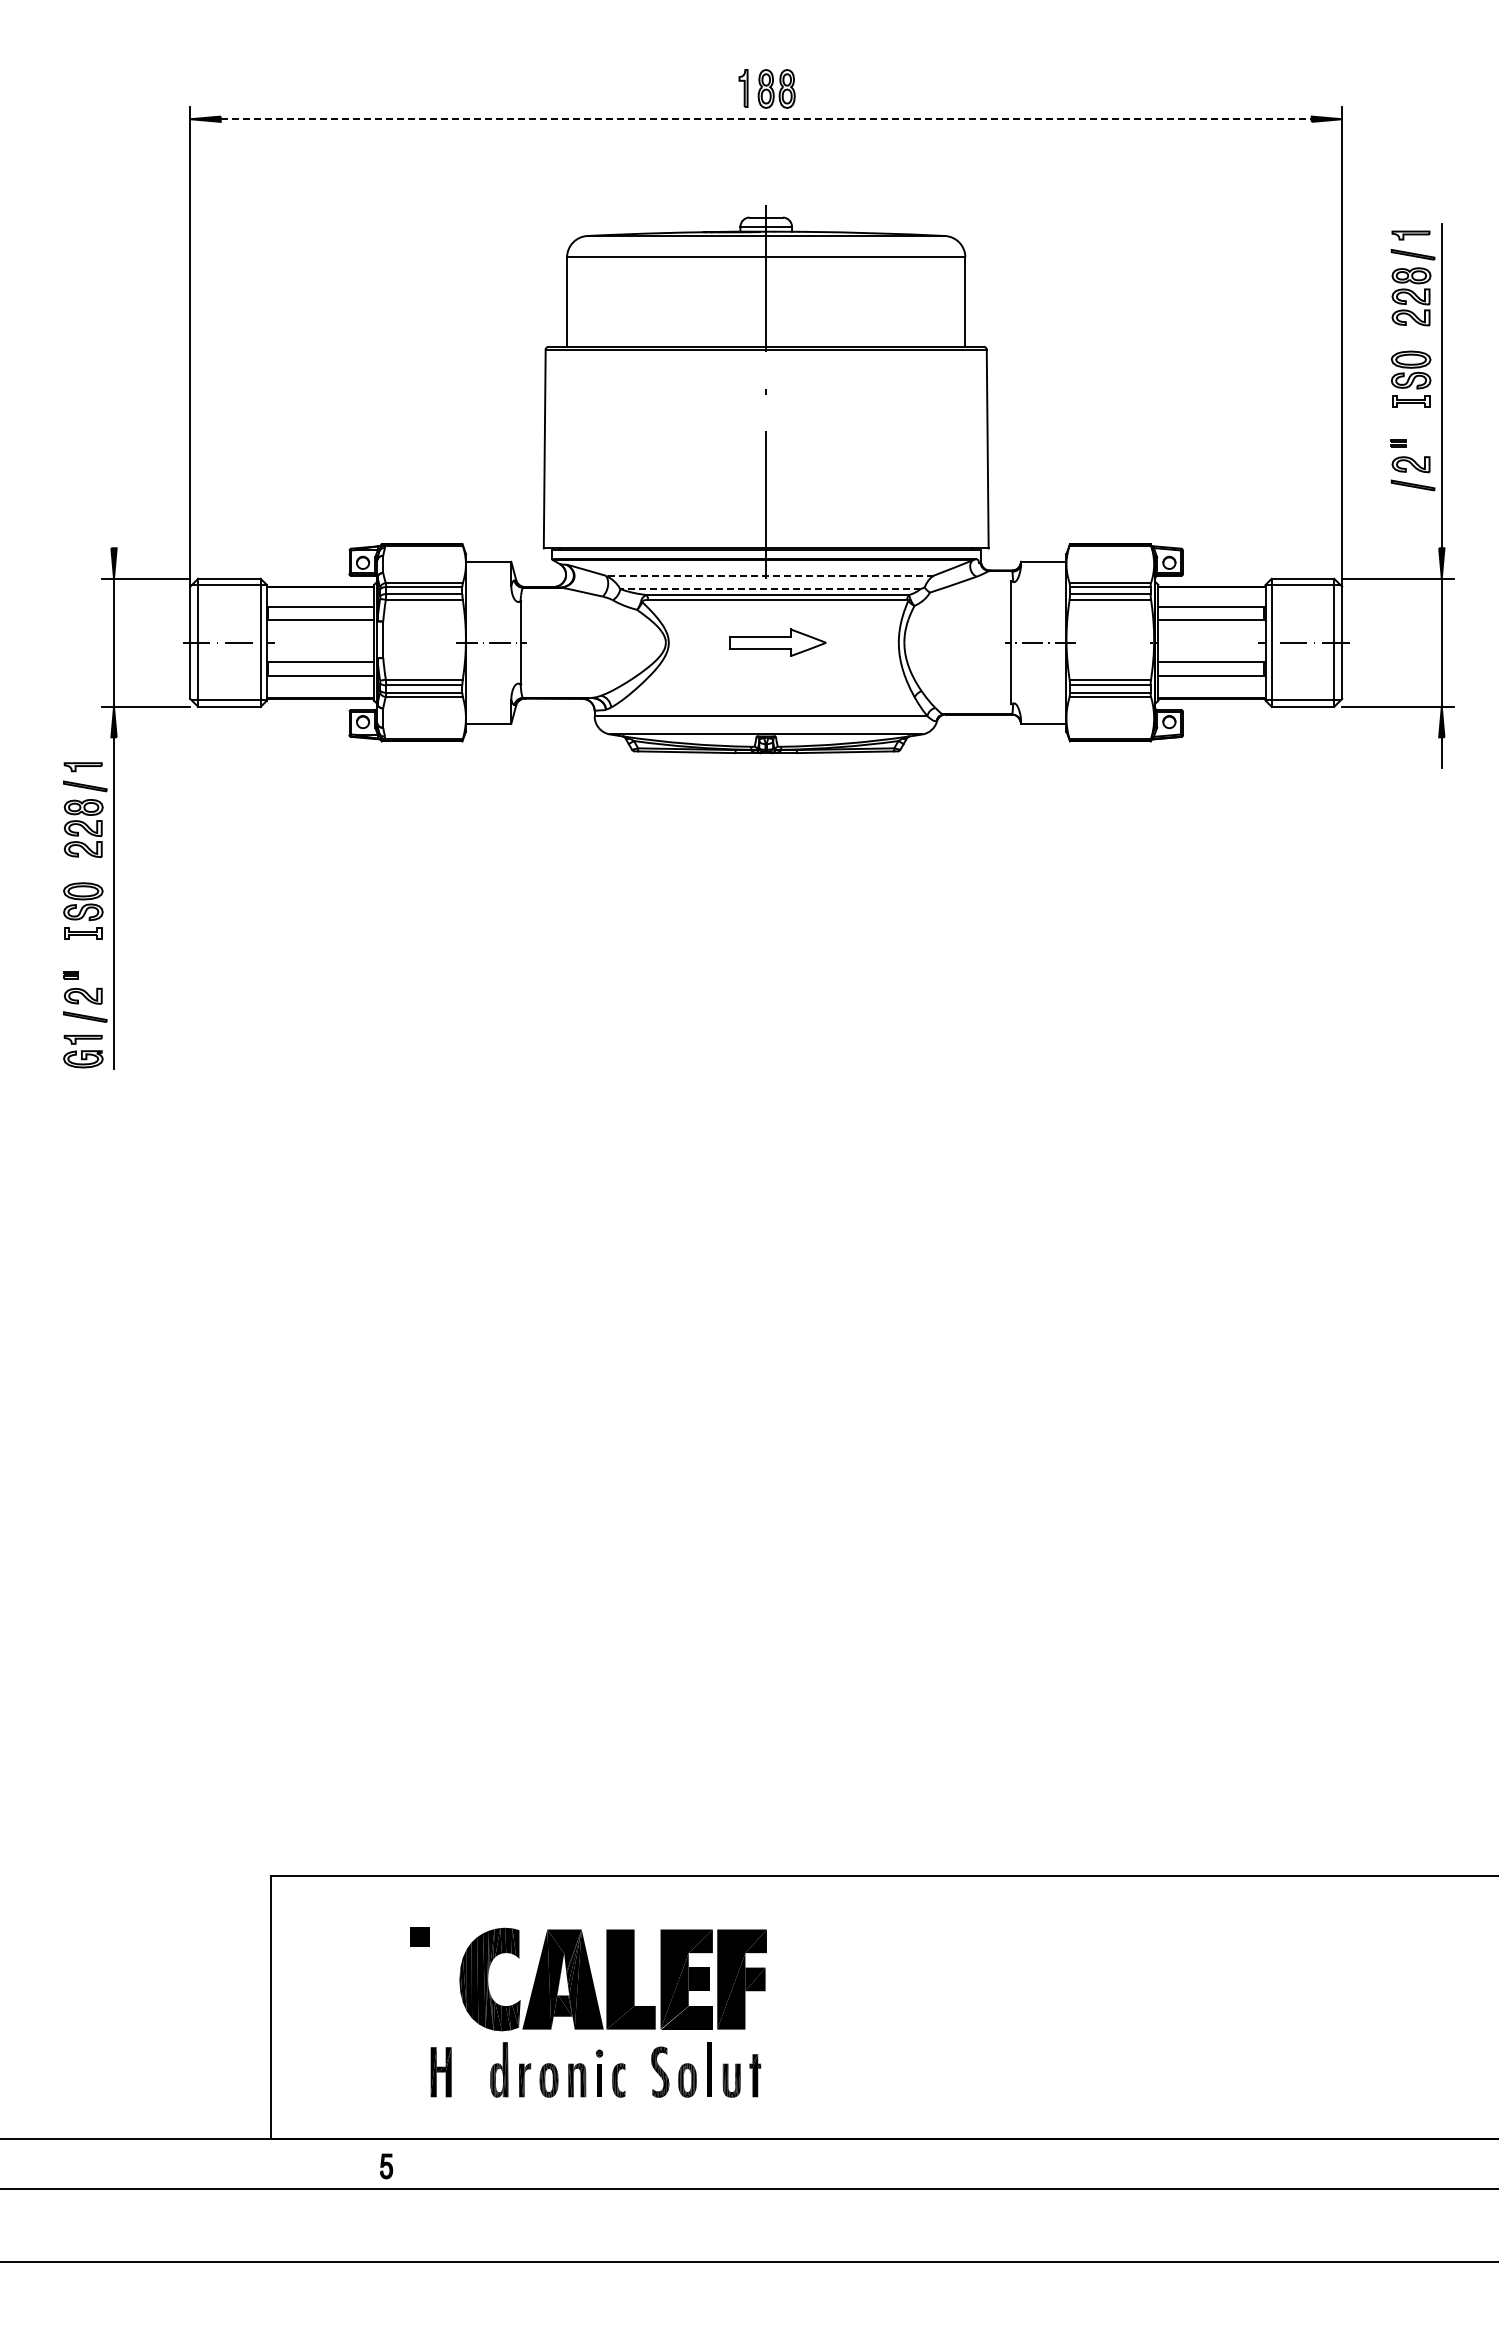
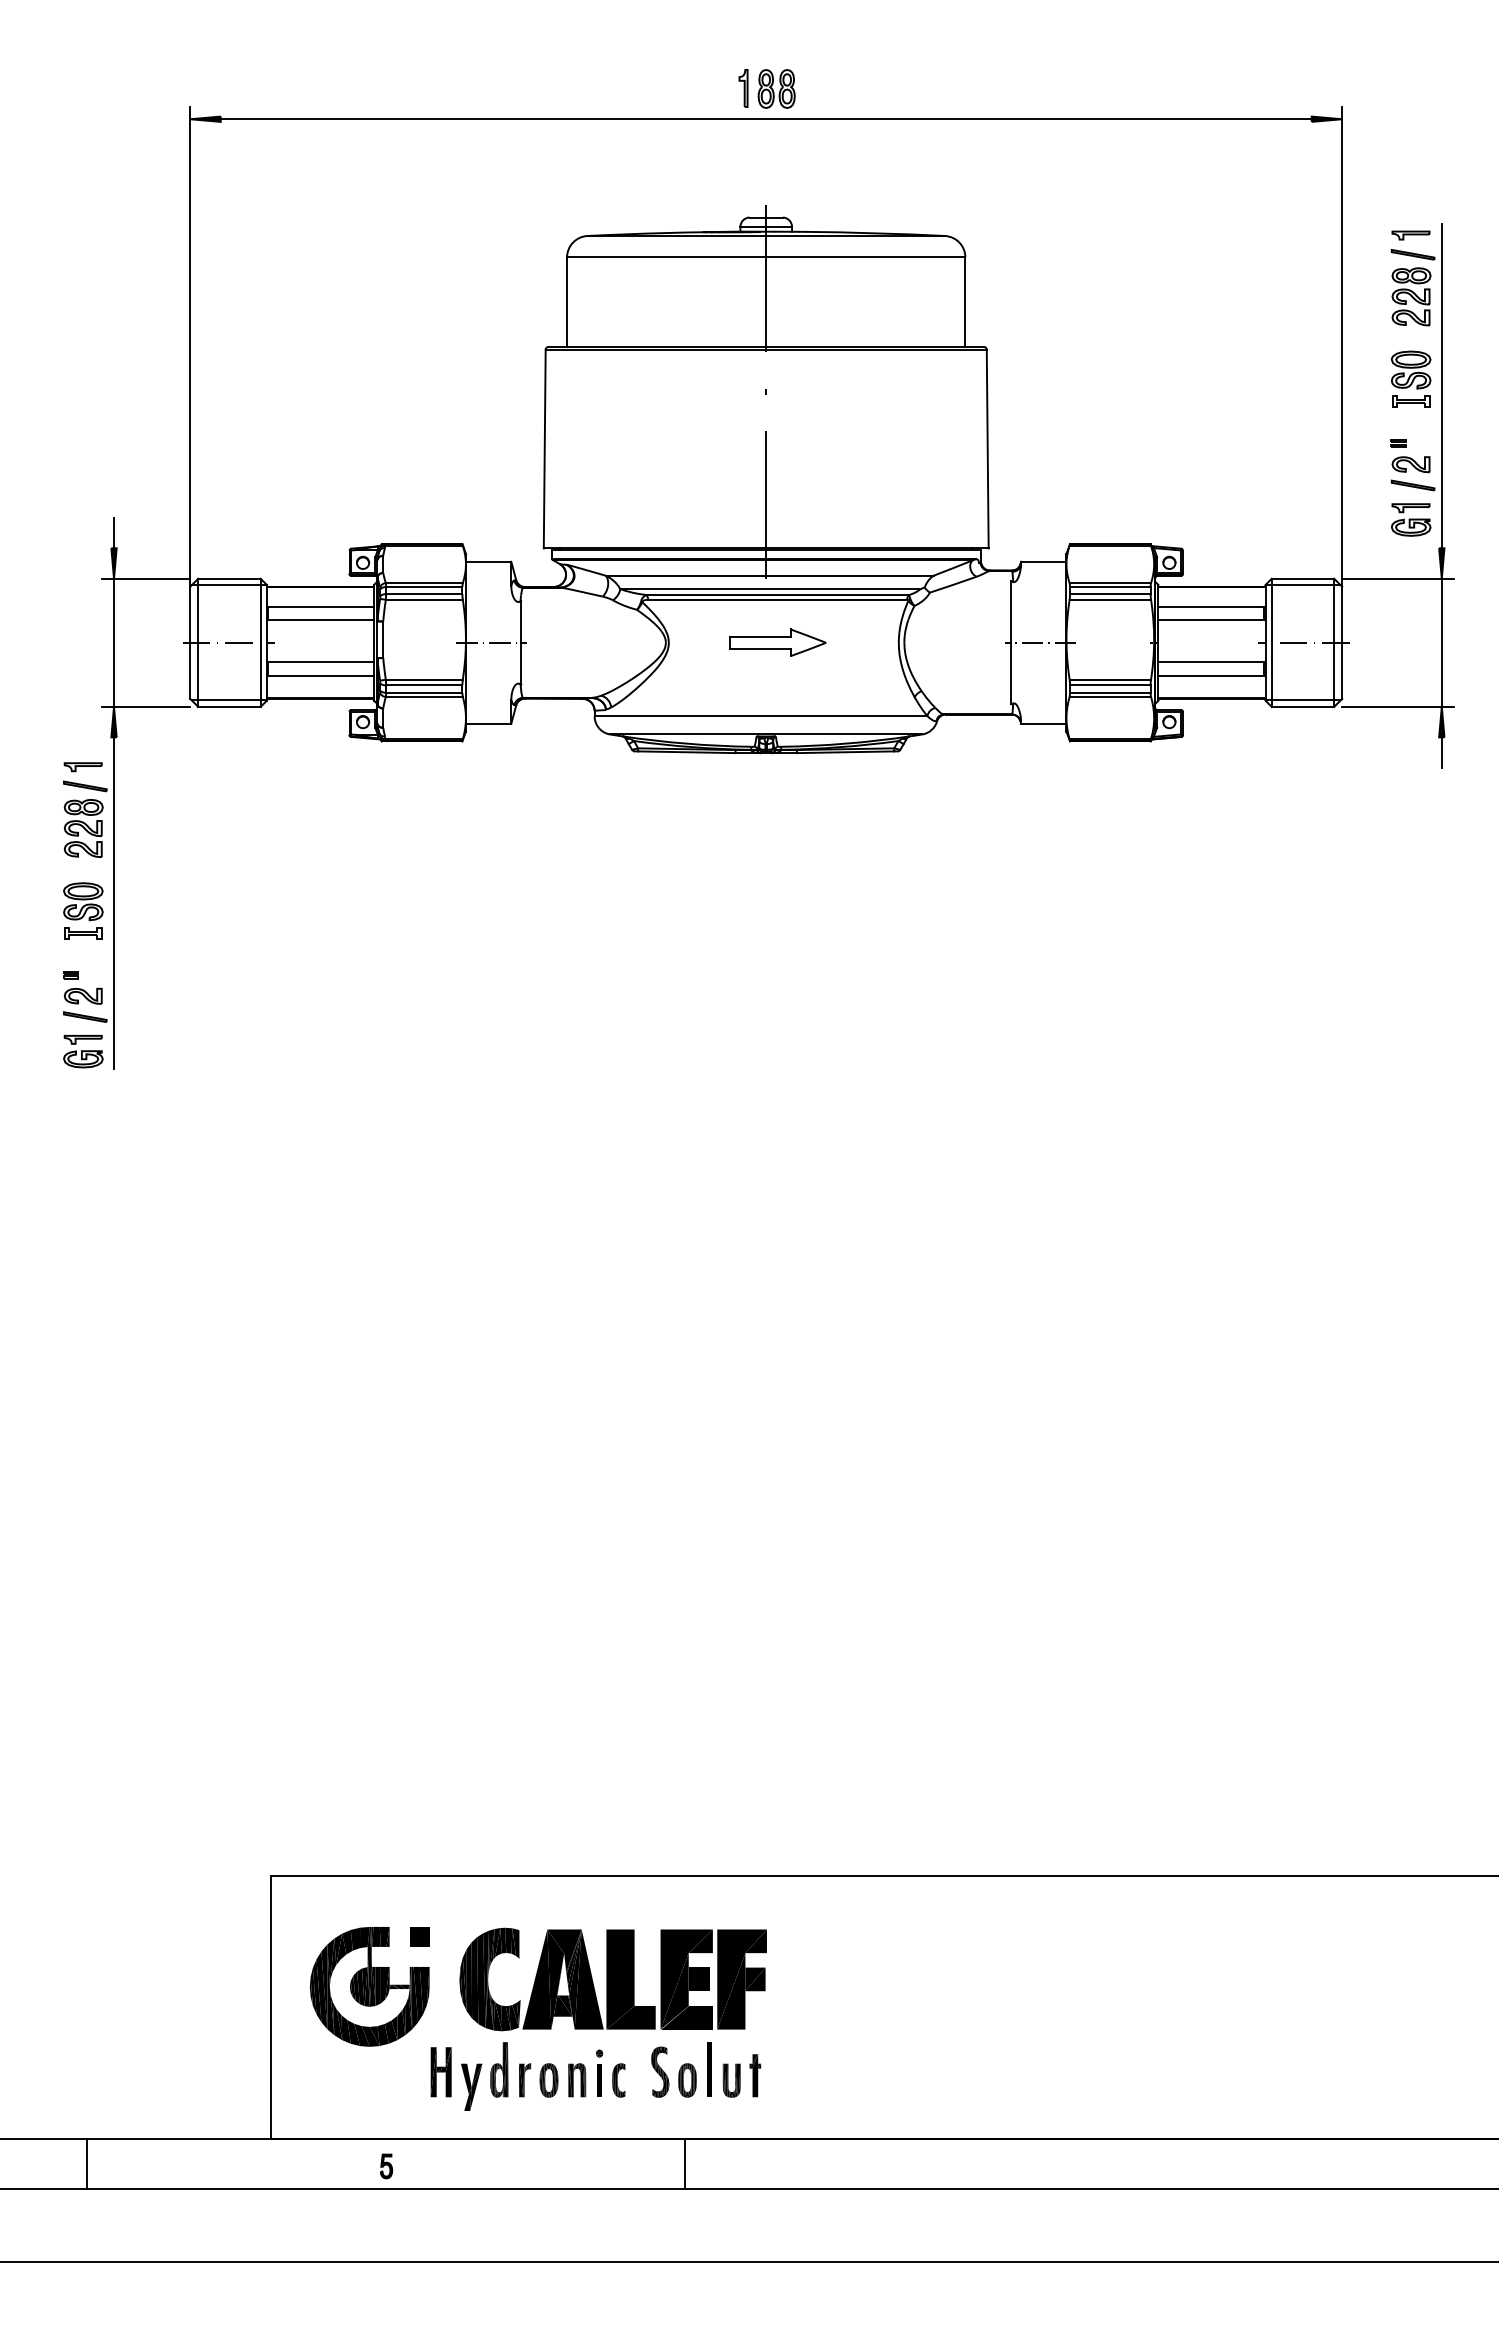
line: dashed -> solid (766, 119)
part: none -> present (1411, 519)
line: none -> present (114, 532)
line: dashed -> solid (769, 575)
line: dashed -> solid (769, 589)
part: none -> present (369, 1986)
part: none -> present (471, 2086)
line: none -> present (87, 2163)
line: none -> present (684, 2163)
